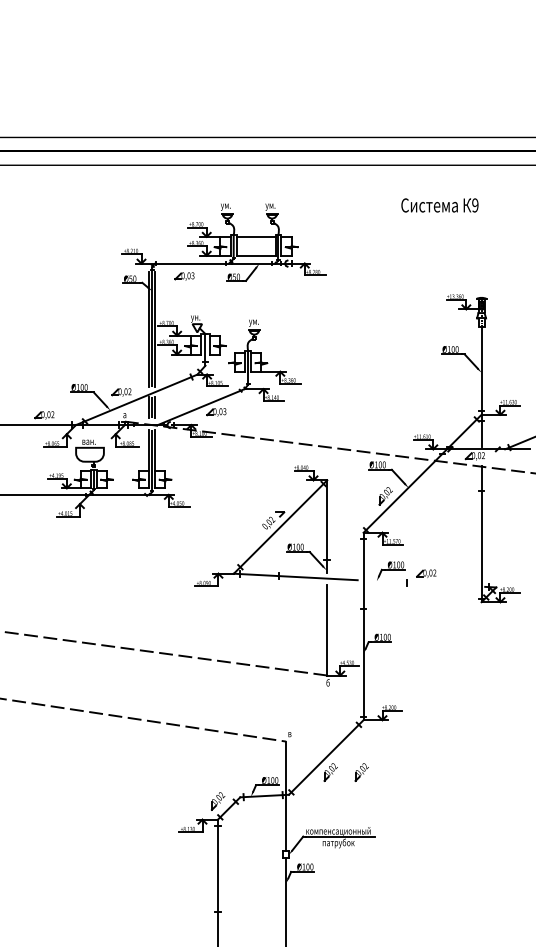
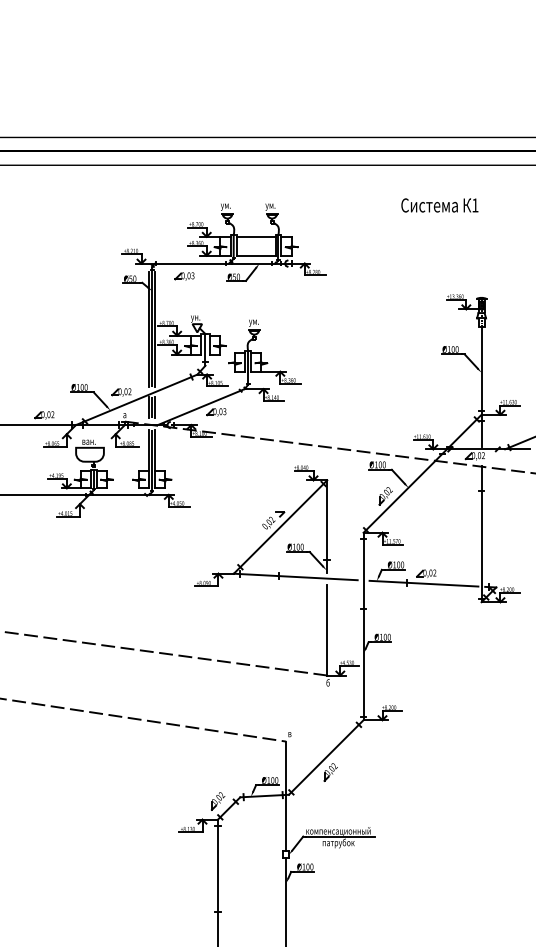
text: 9 -> 1 (475, 205)
line: none -> present (423, 583)
part: present -> none (361, 772)
